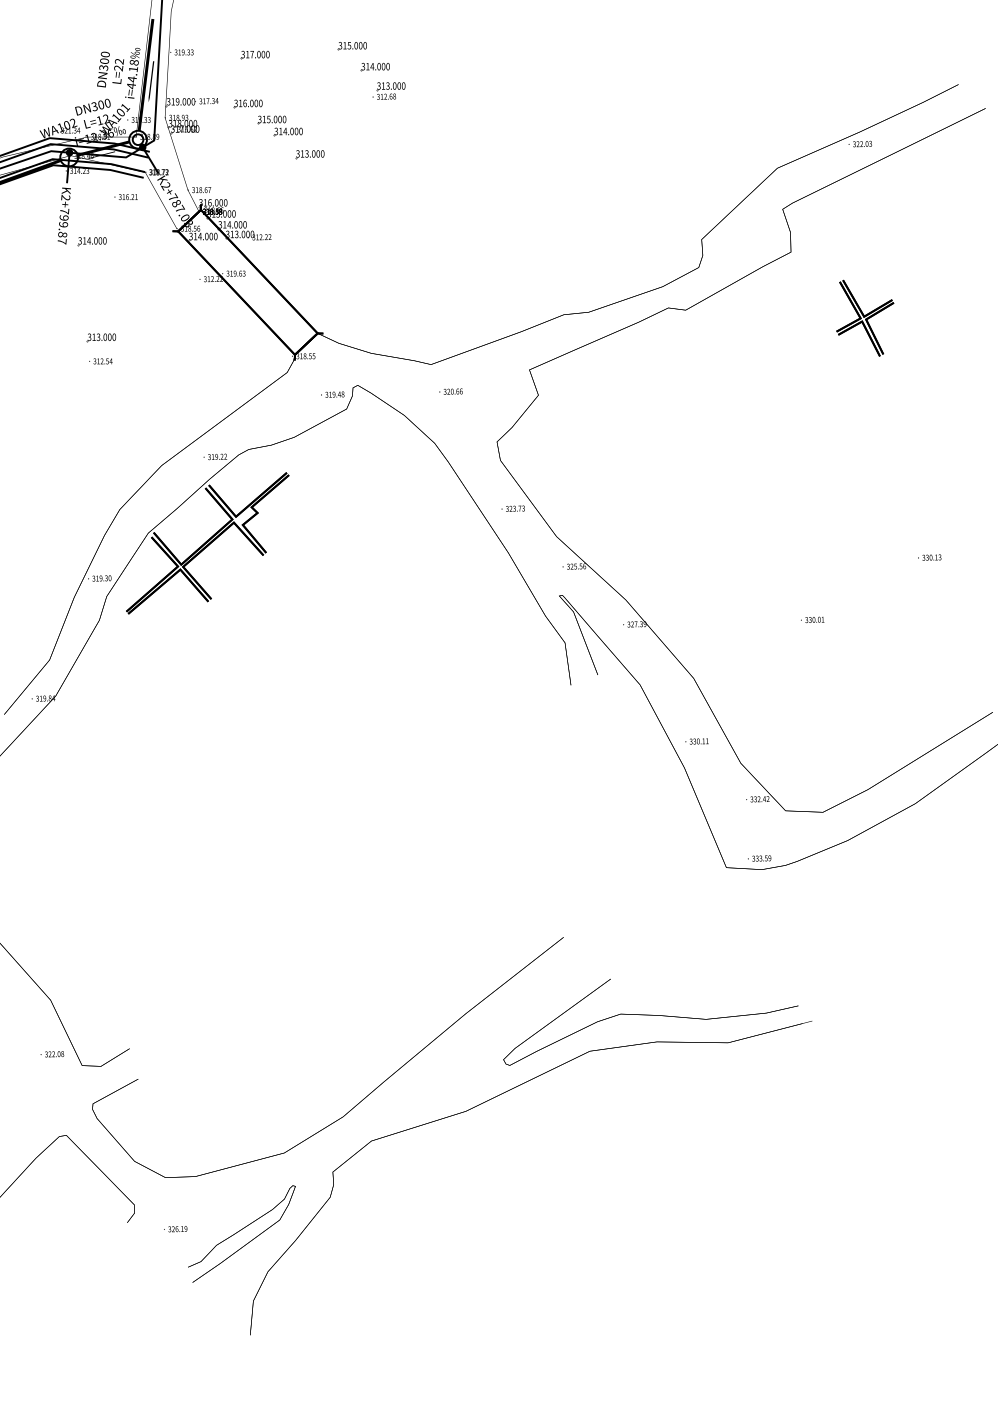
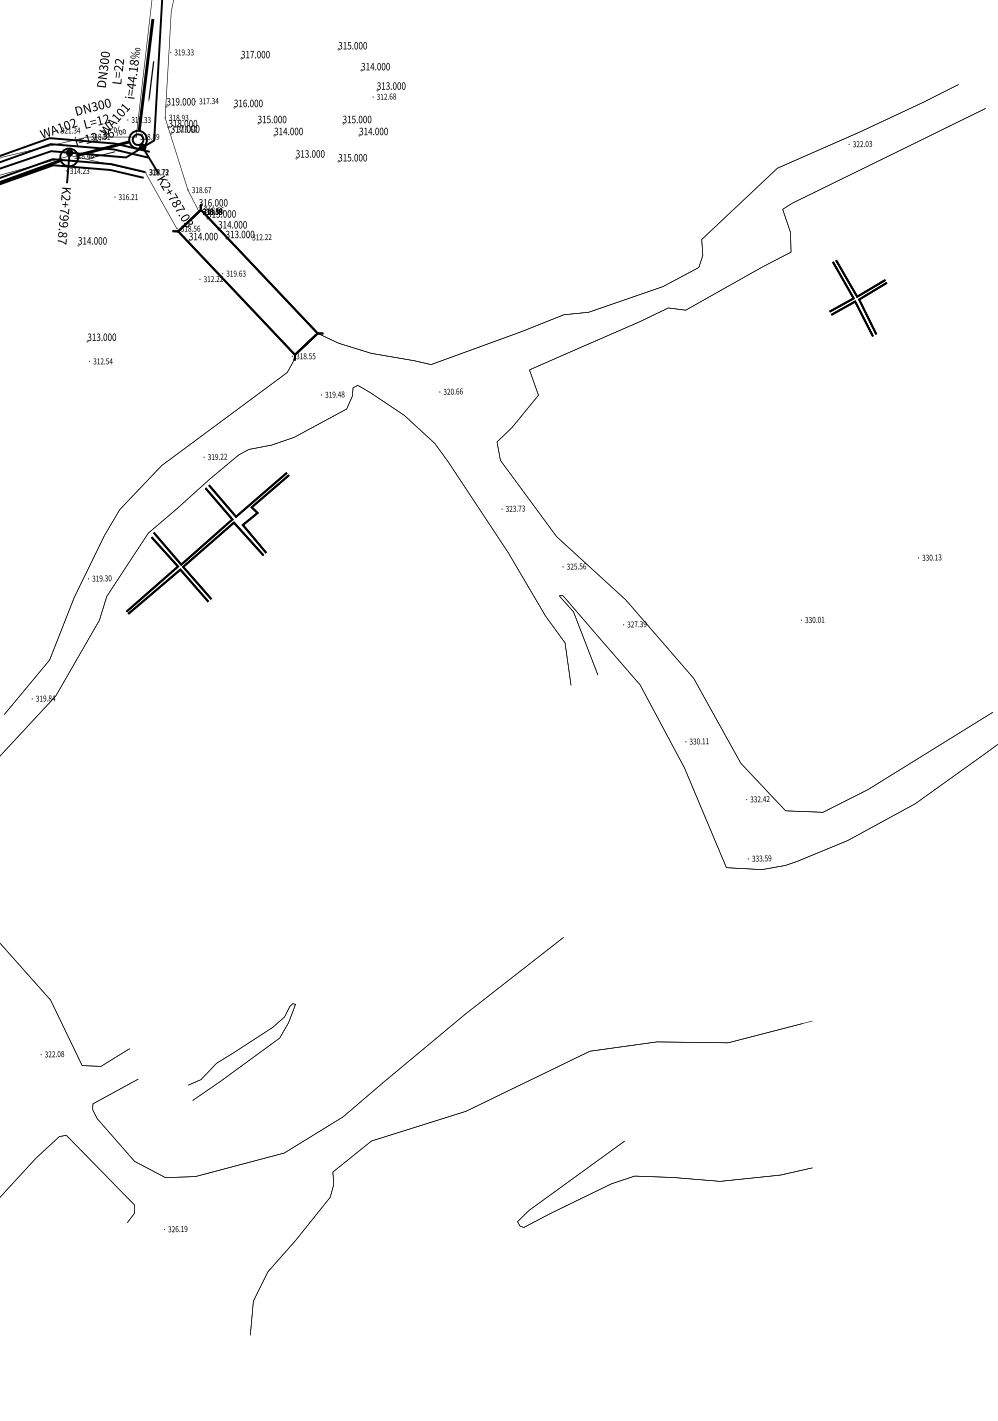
part: none -> present (364, 125)
part: none -> present (351, 158)
part position: (865, 317) -> (858, 297) (858, 297)
part position: (650, 1021) -> (664, 1183) (664, 1183)
part position: (241, 1233) -> (241, 1051) (241, 1051)
